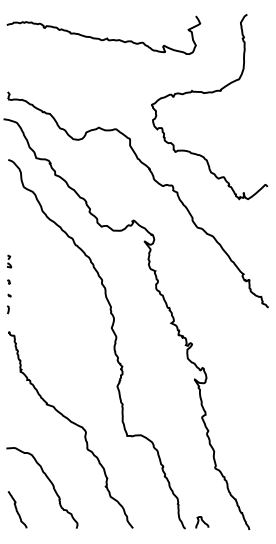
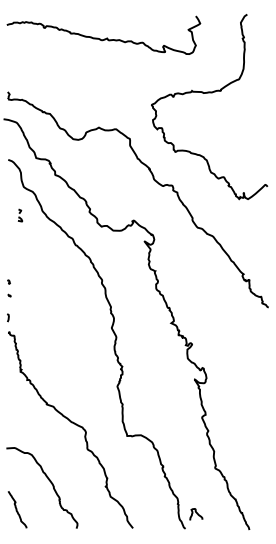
part position: (9, 261) -> (20, 215) (20, 215)
line position: (8, 309) -> (8, 317) (8, 317)
curve position: (202, 521) -> (196, 513) (196, 513)
